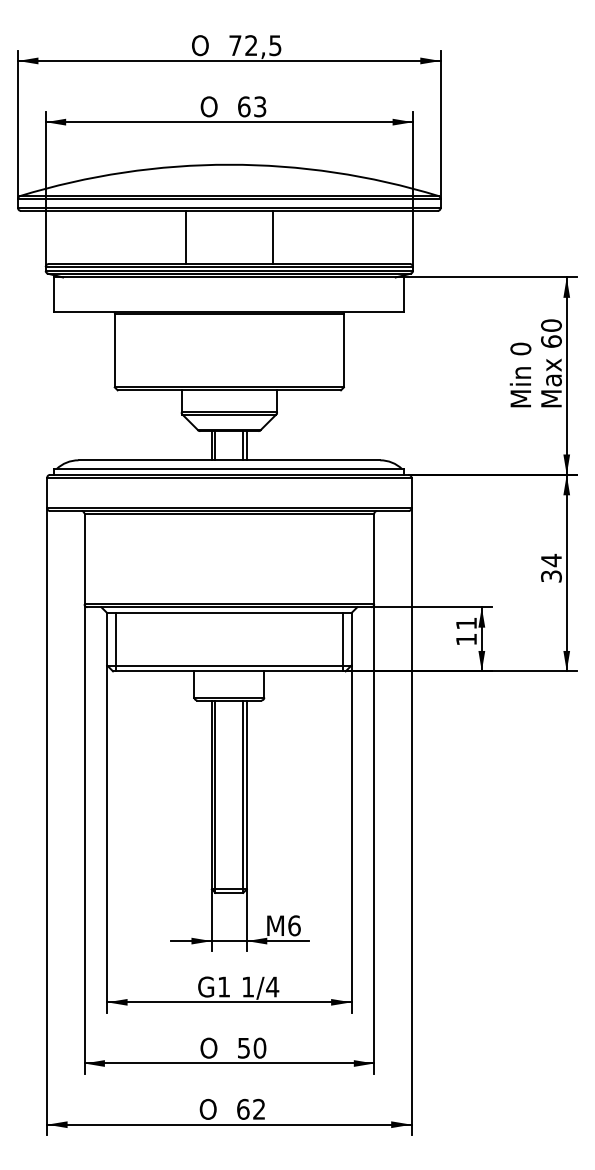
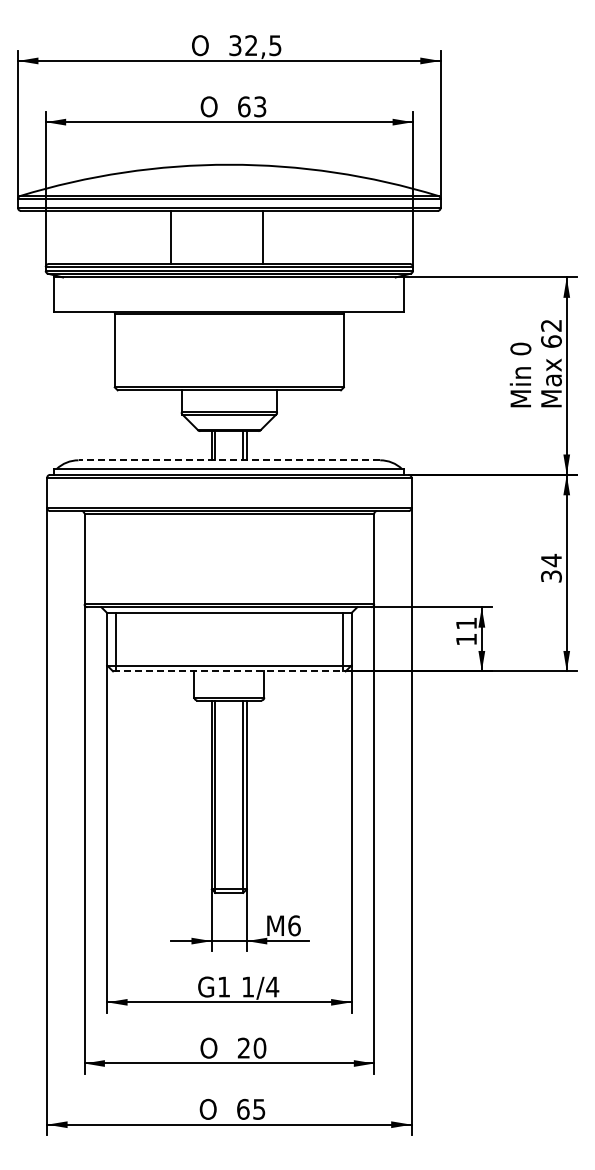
text: 72,5 -> 32,5 (235, 45)
line position: (185, 237) -> (170, 237) (170, 237)
line position: (273, 237) -> (263, 237) (263, 237)
text: 60 -> 62 (551, 325)
line: solid -> dashed (229, 460)
line: solid -> dashed (229, 671)
text: 50 -> 20 (243, 1047)
text: 62 -> 65 (259, 1108)
